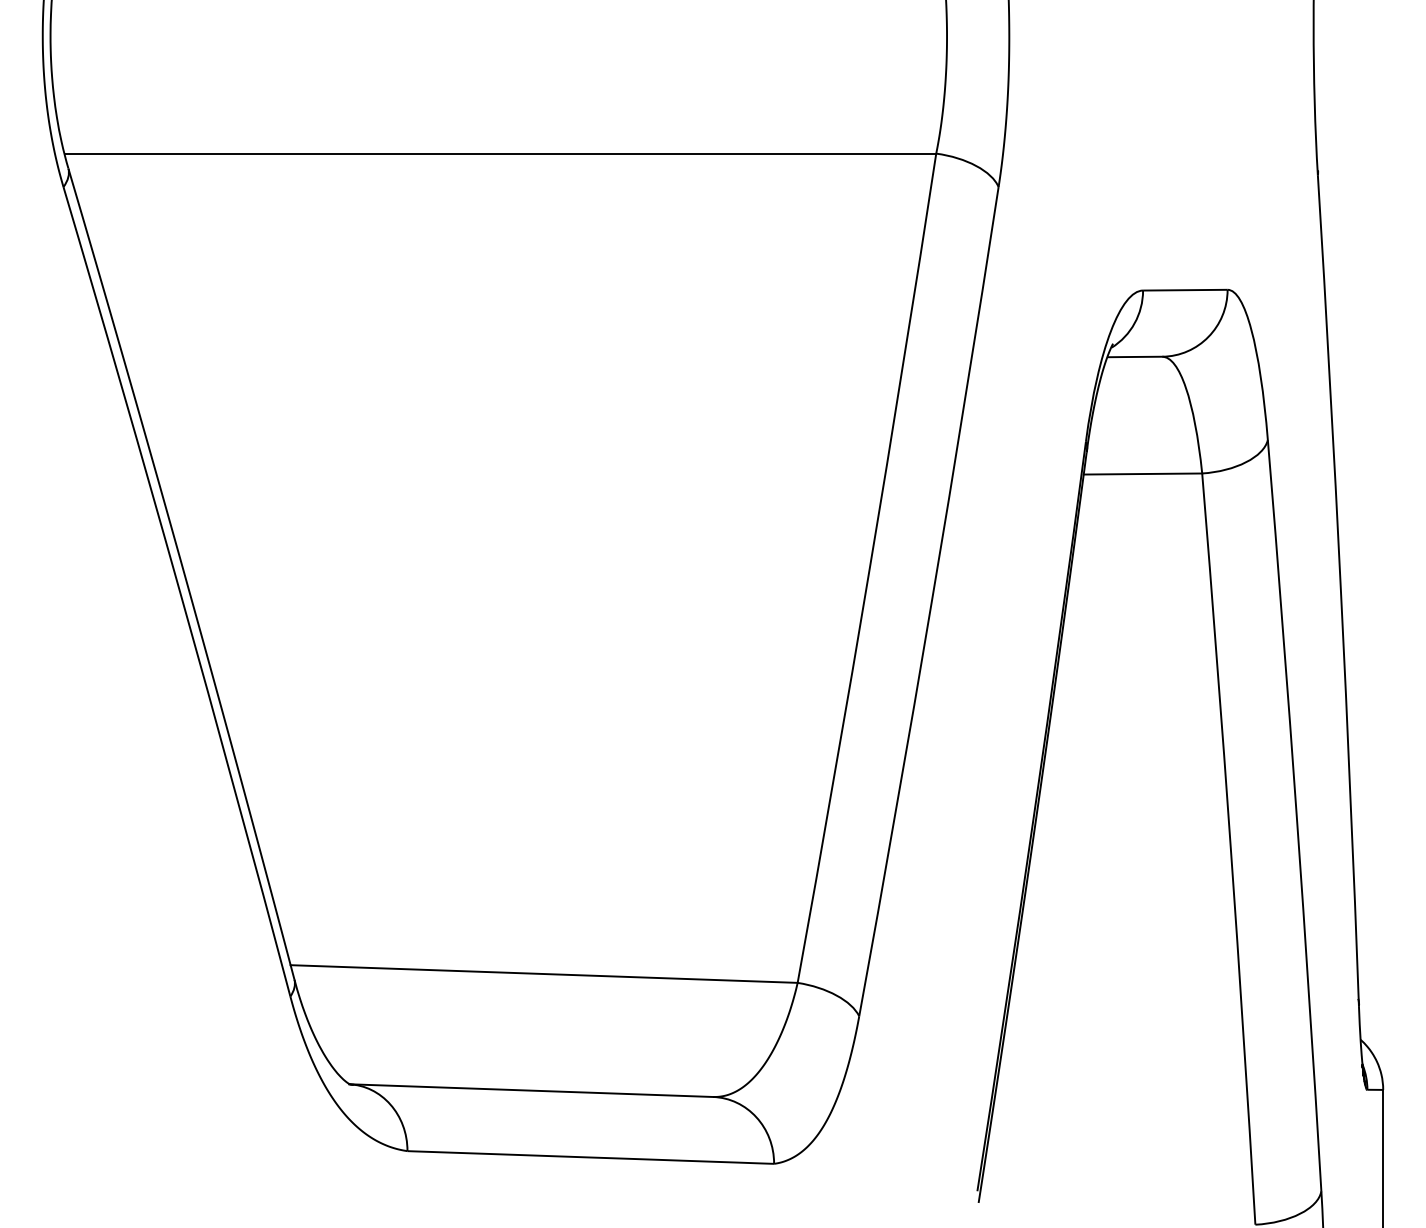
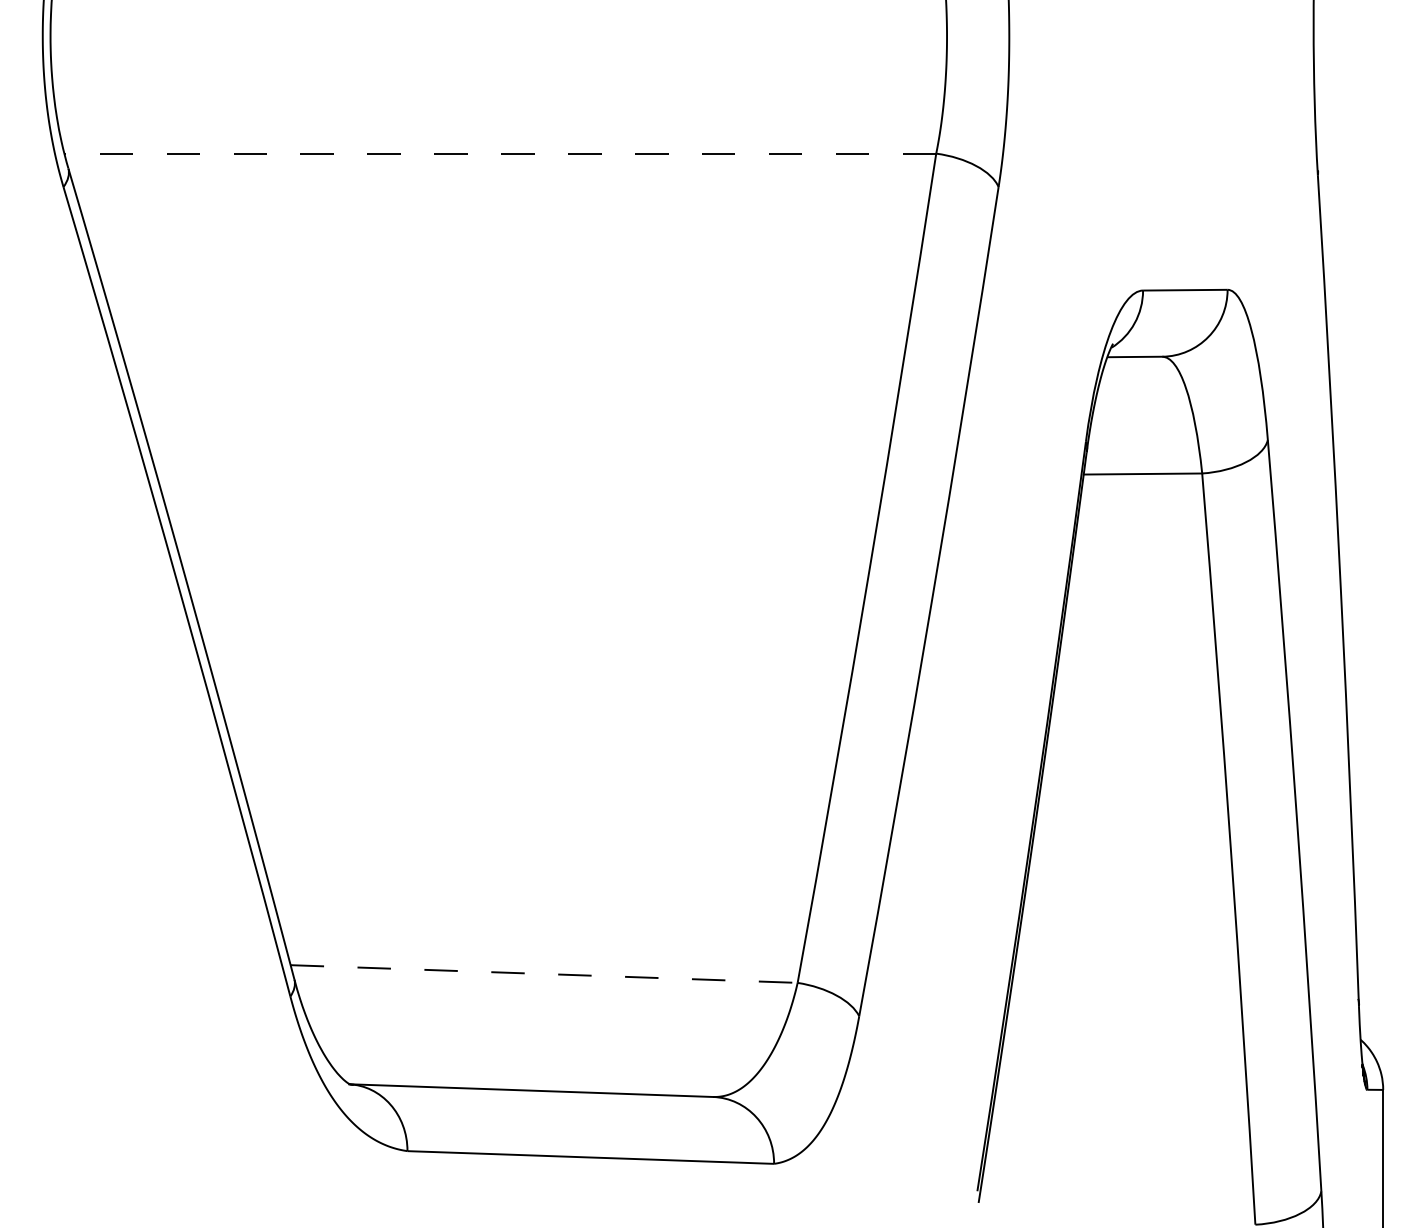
line: solid -> dashed (500, 153)
line: solid -> dashed (544, 974)
